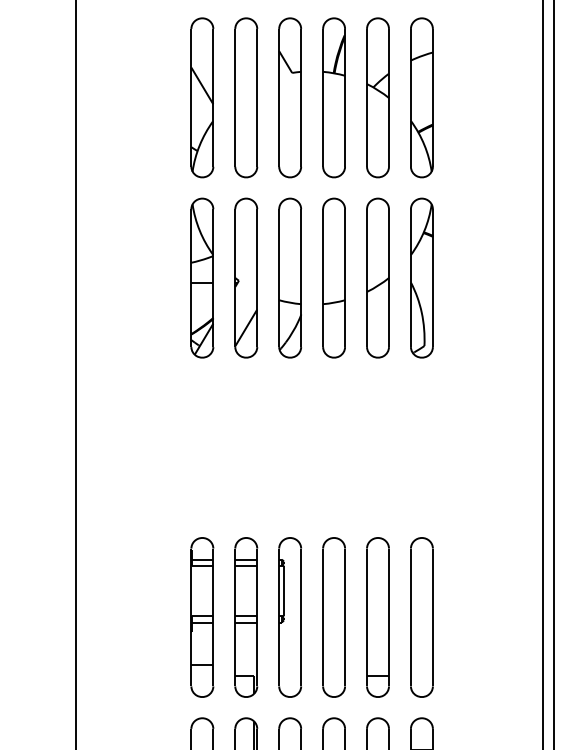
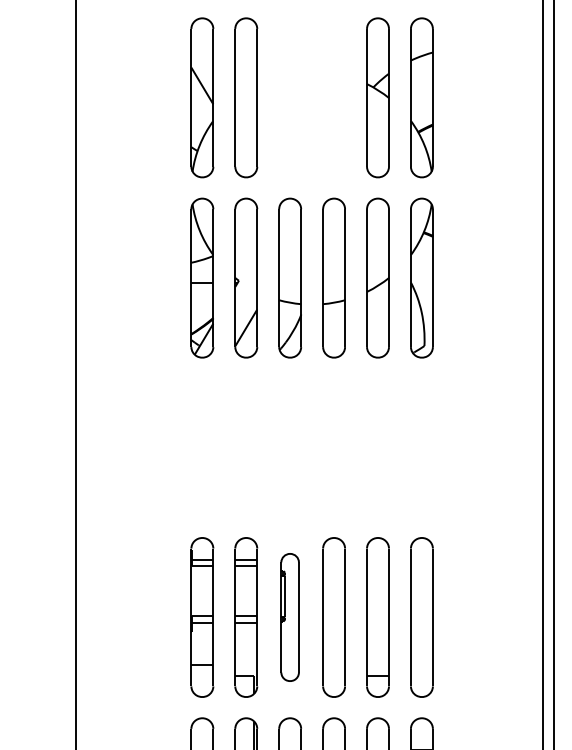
part: present -> none (289, 97)
part: present -> none (333, 97)
part size: 24x161 px -> 20x129 px (289, 617)
